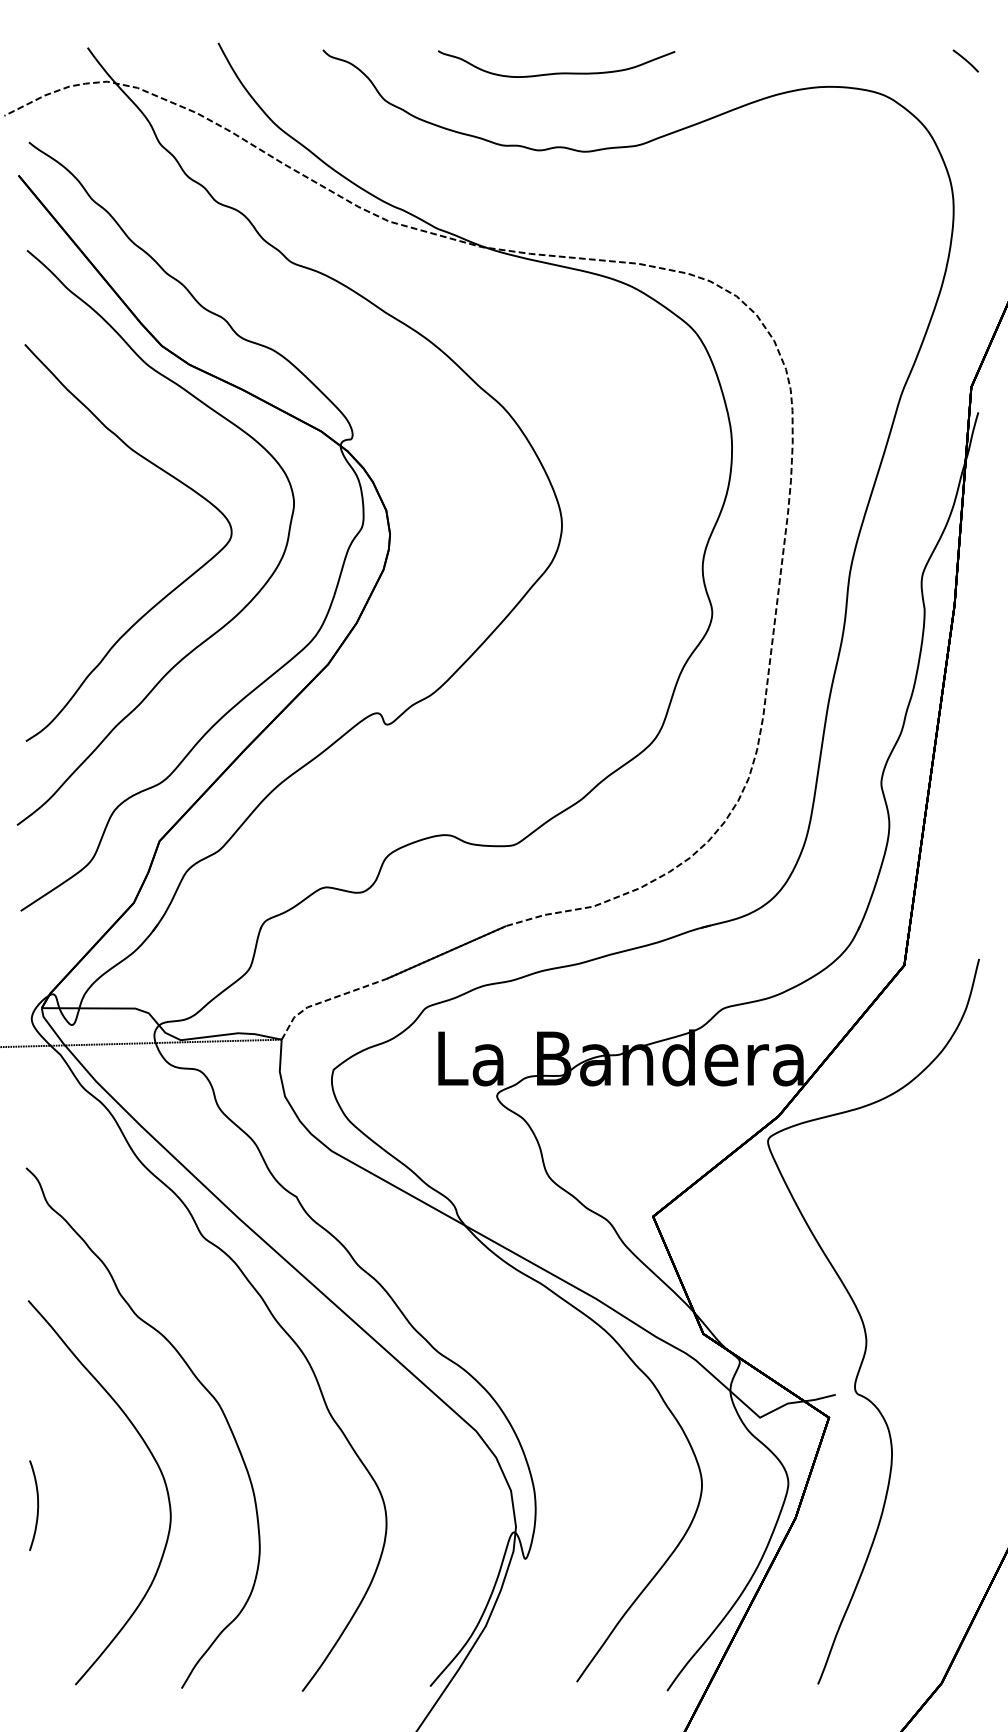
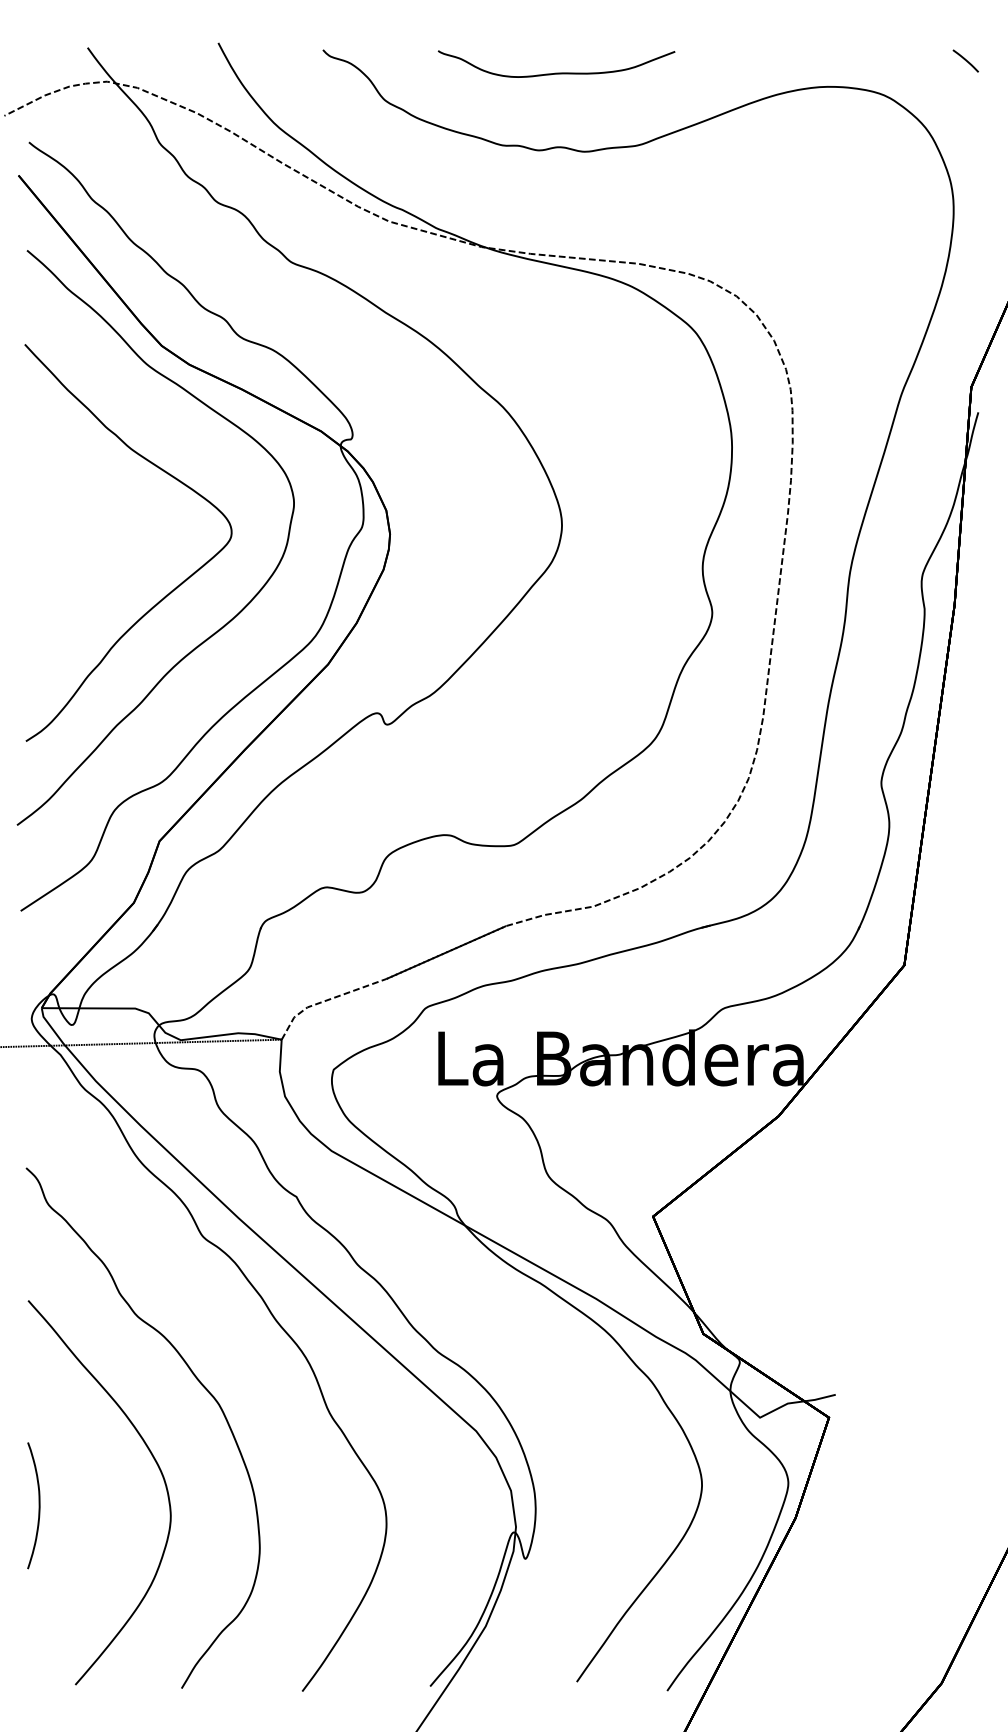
part: present -> none (864, 1323)
part size: 11x91 px -> 14x128 px (33, 1505)
